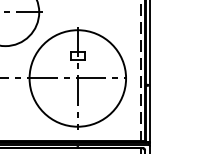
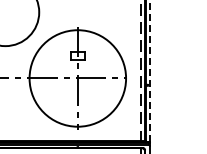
line: present -> none (22, 12)
line: solid -> dashed (150, 71)
